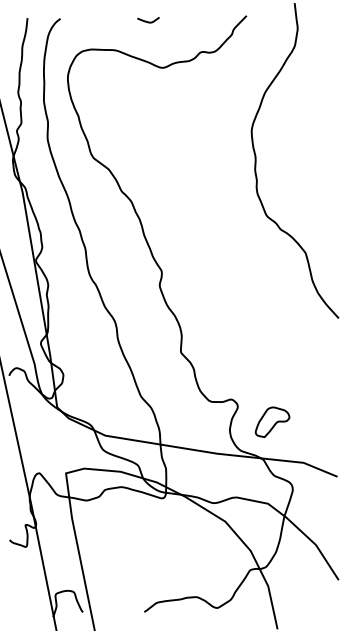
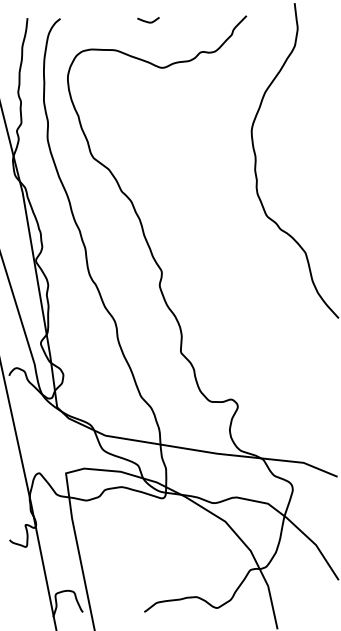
part: present -> none (272, 422)
